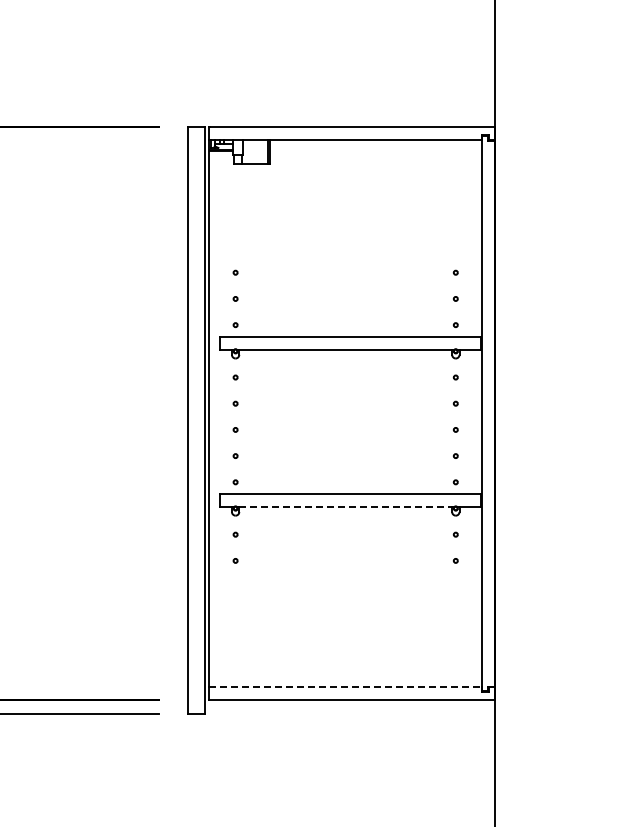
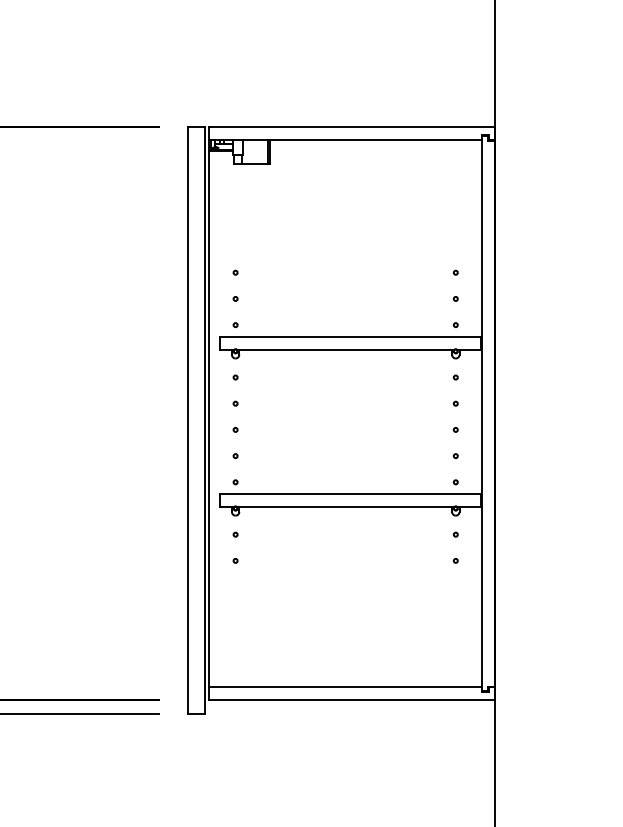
line: dashed -> solid (346, 507)
line: dashed -> solid (346, 686)
